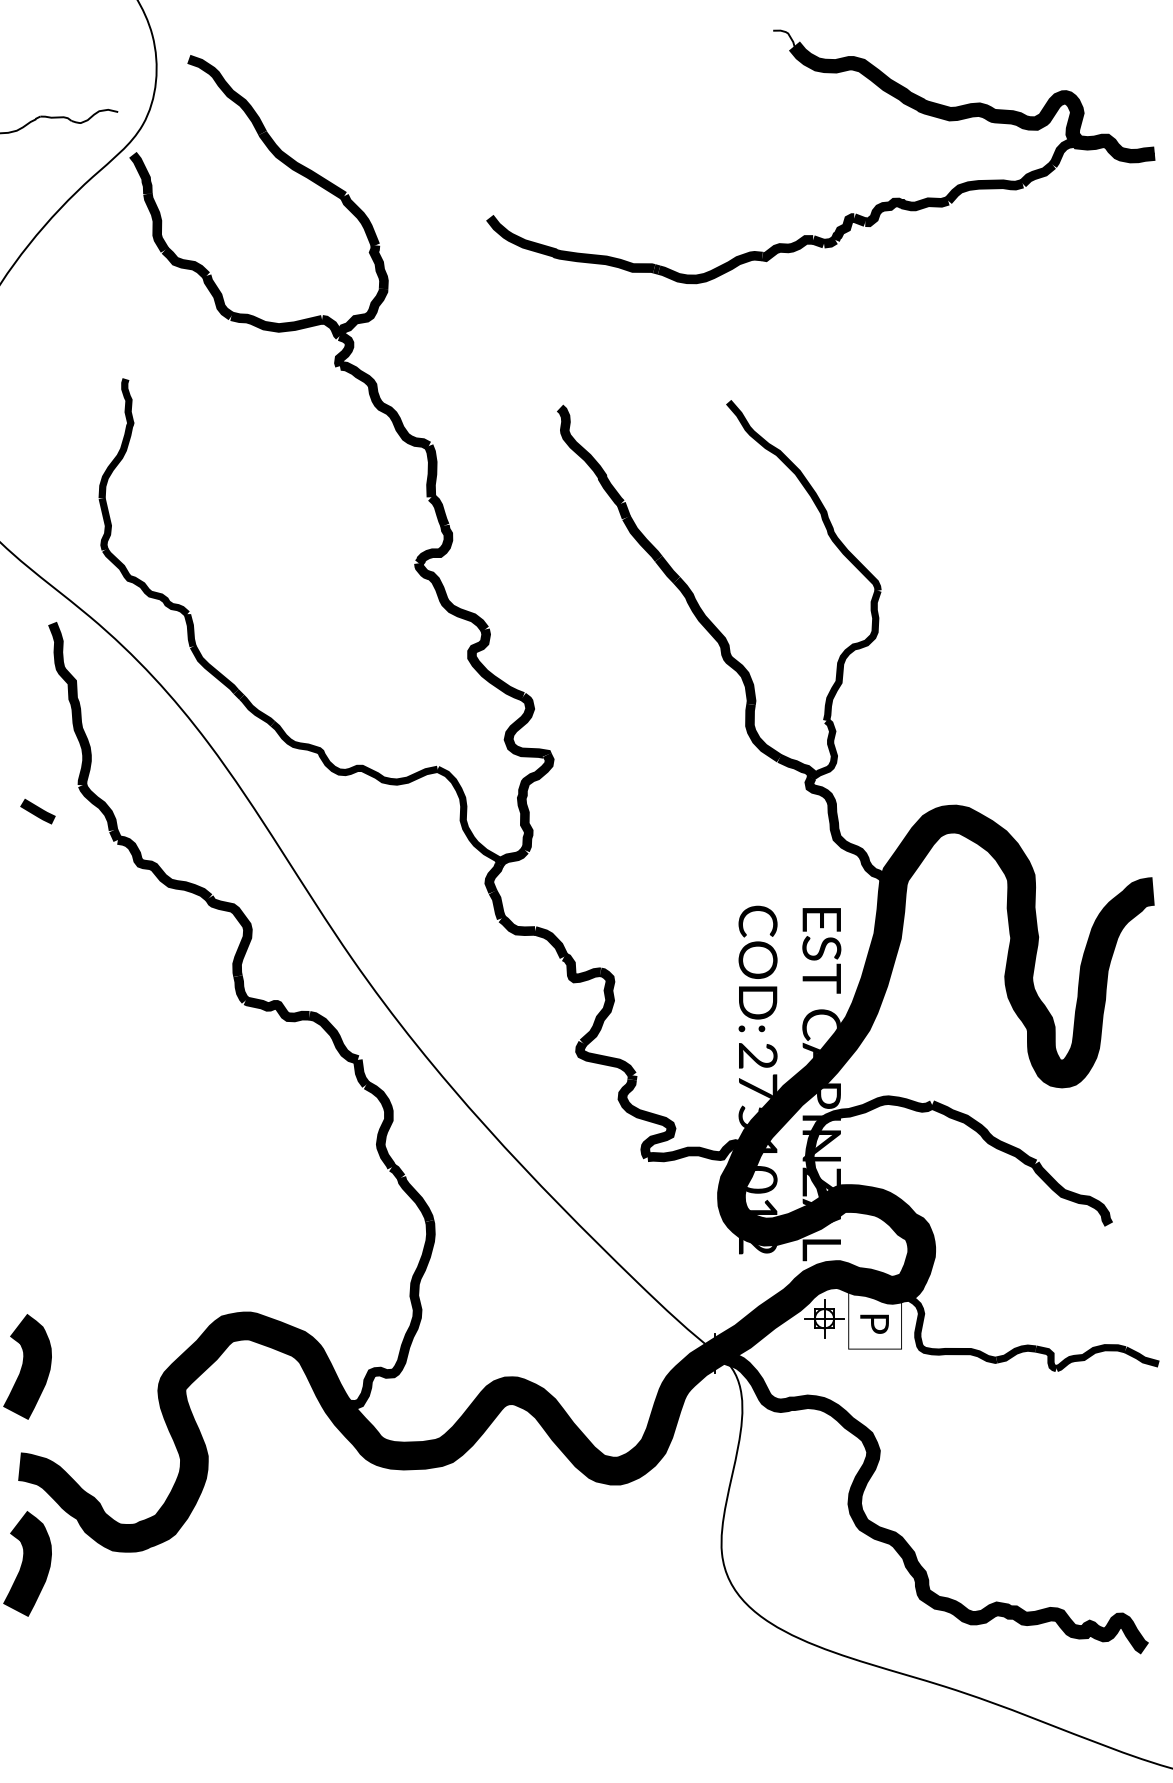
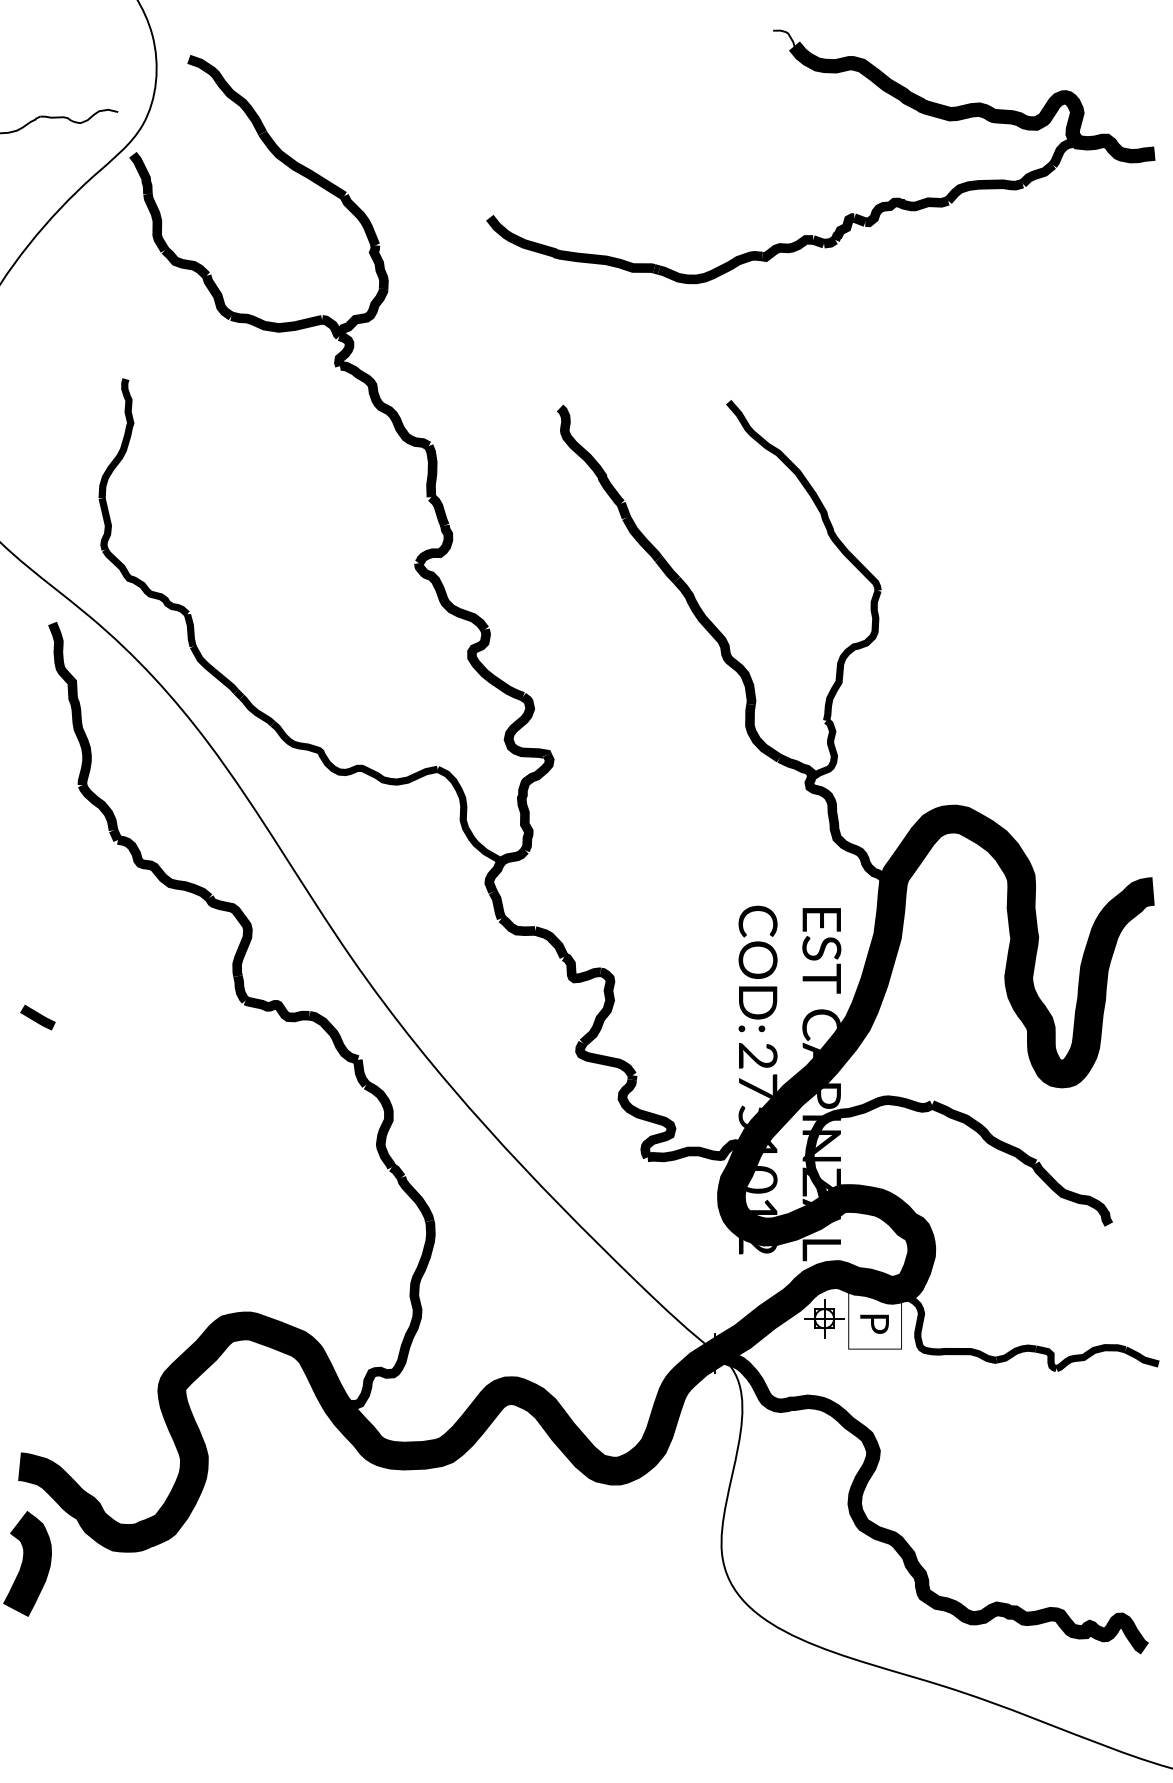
line position: (37, 811) -> (37, 1017) (37, 1017)
curve: present -> none (27, 1366)
